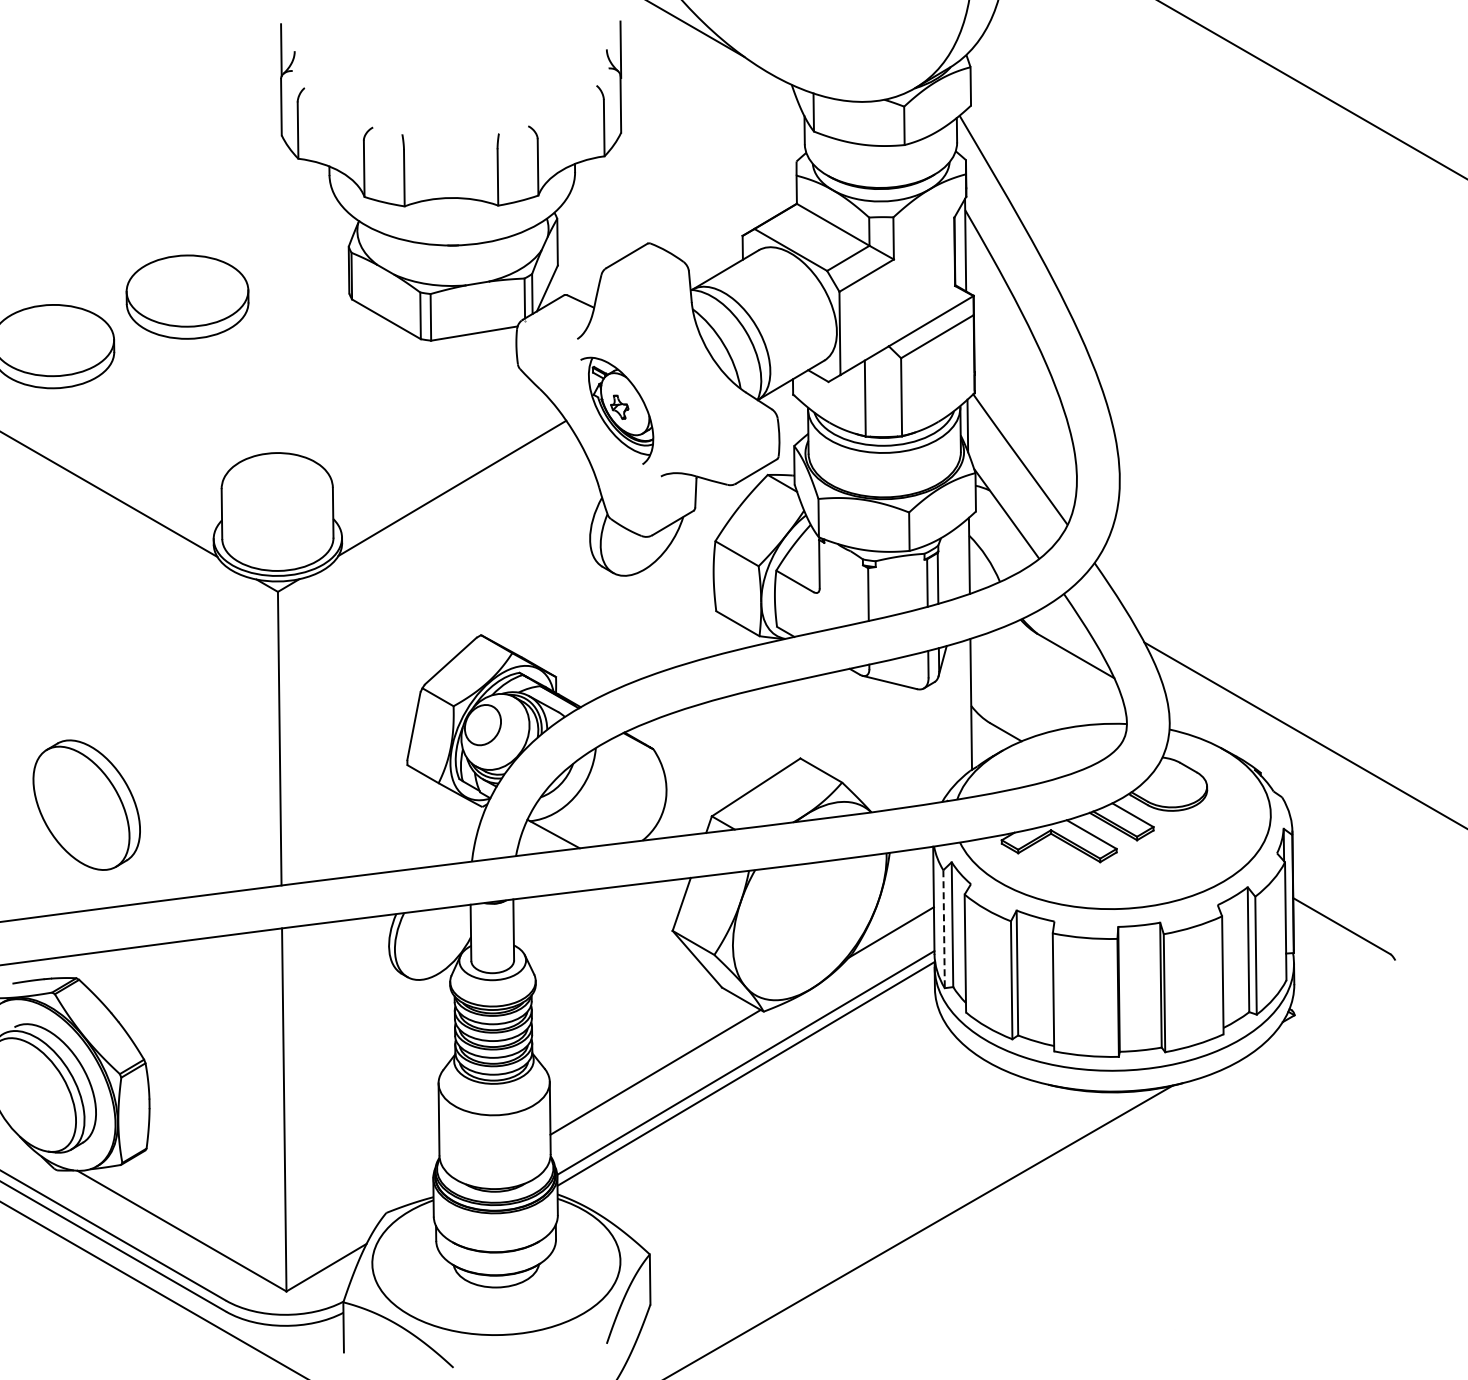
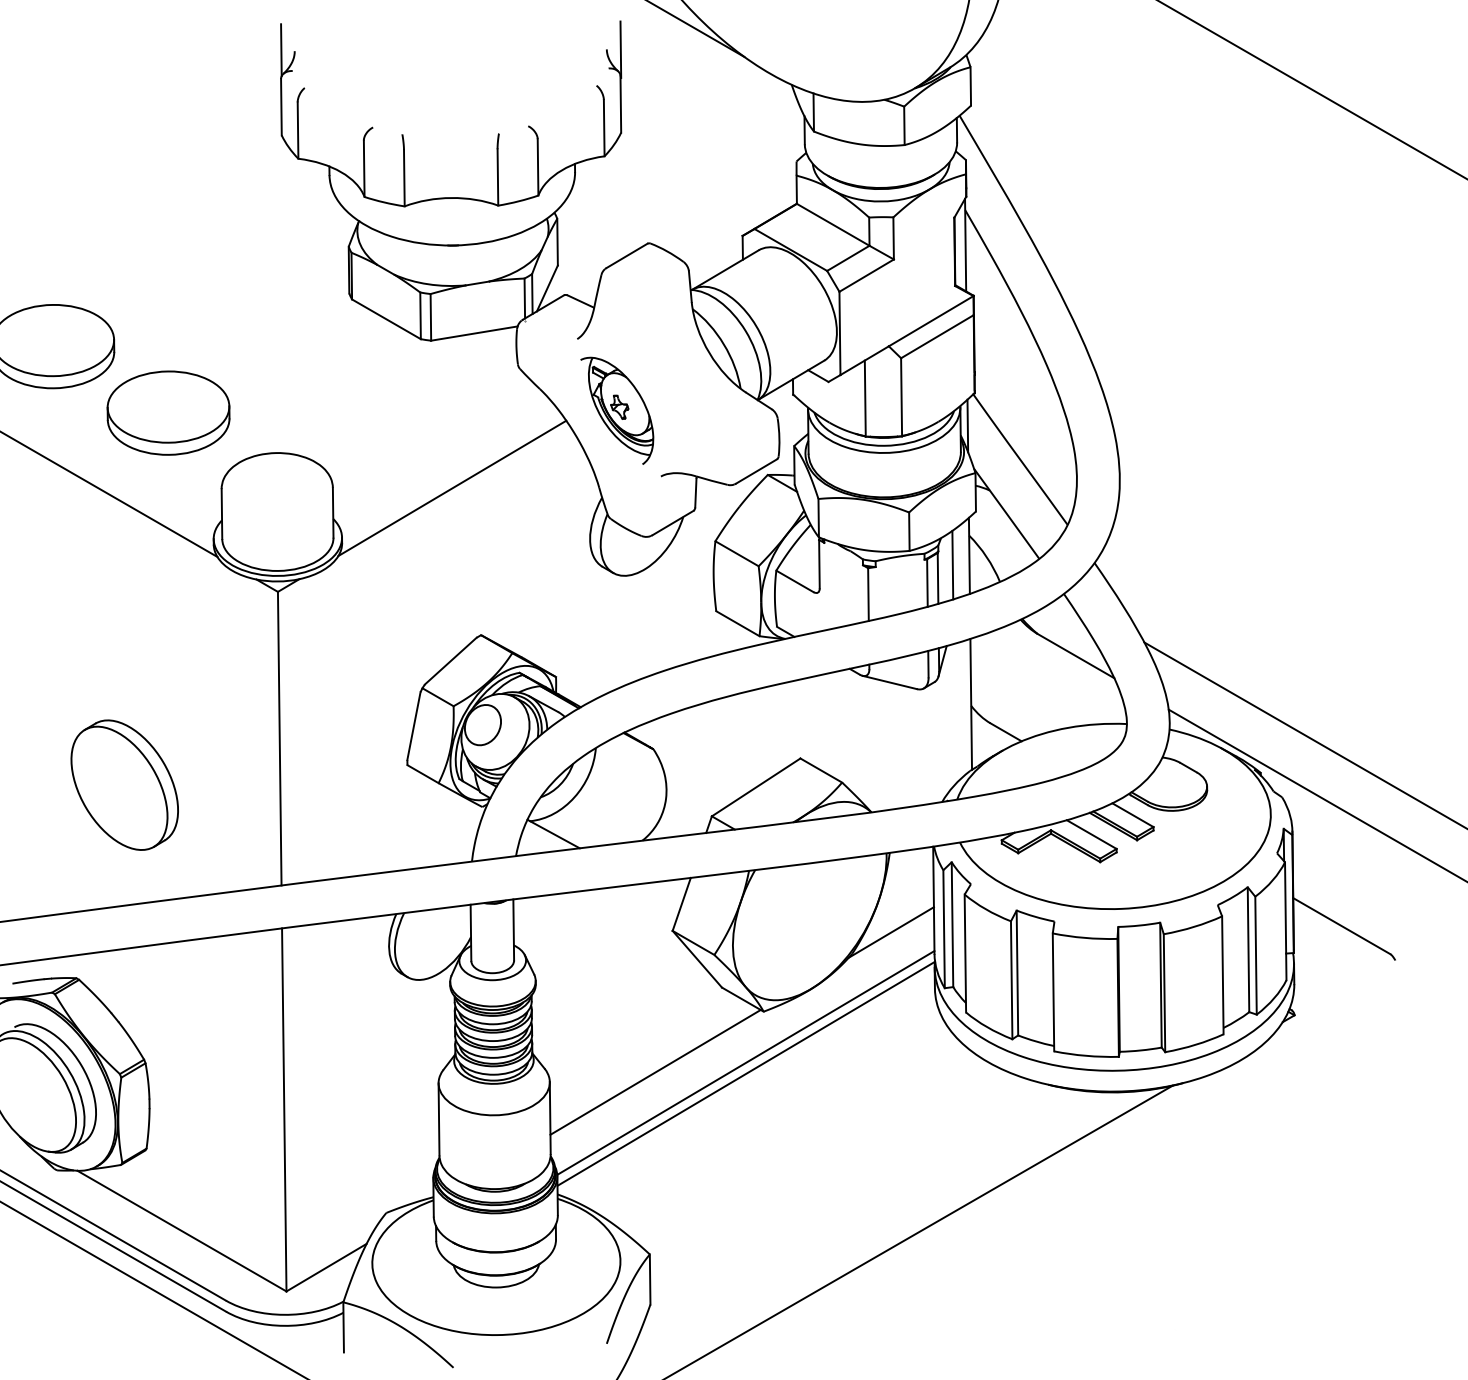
part position: (187, 296) -> (168, 412) (168, 412)
line: none -> present (952, 564)
line: none -> present (1316, 794)
part position: (86, 804) -> (124, 784) (124, 784)
line: dashed -> solid (944, 929)
